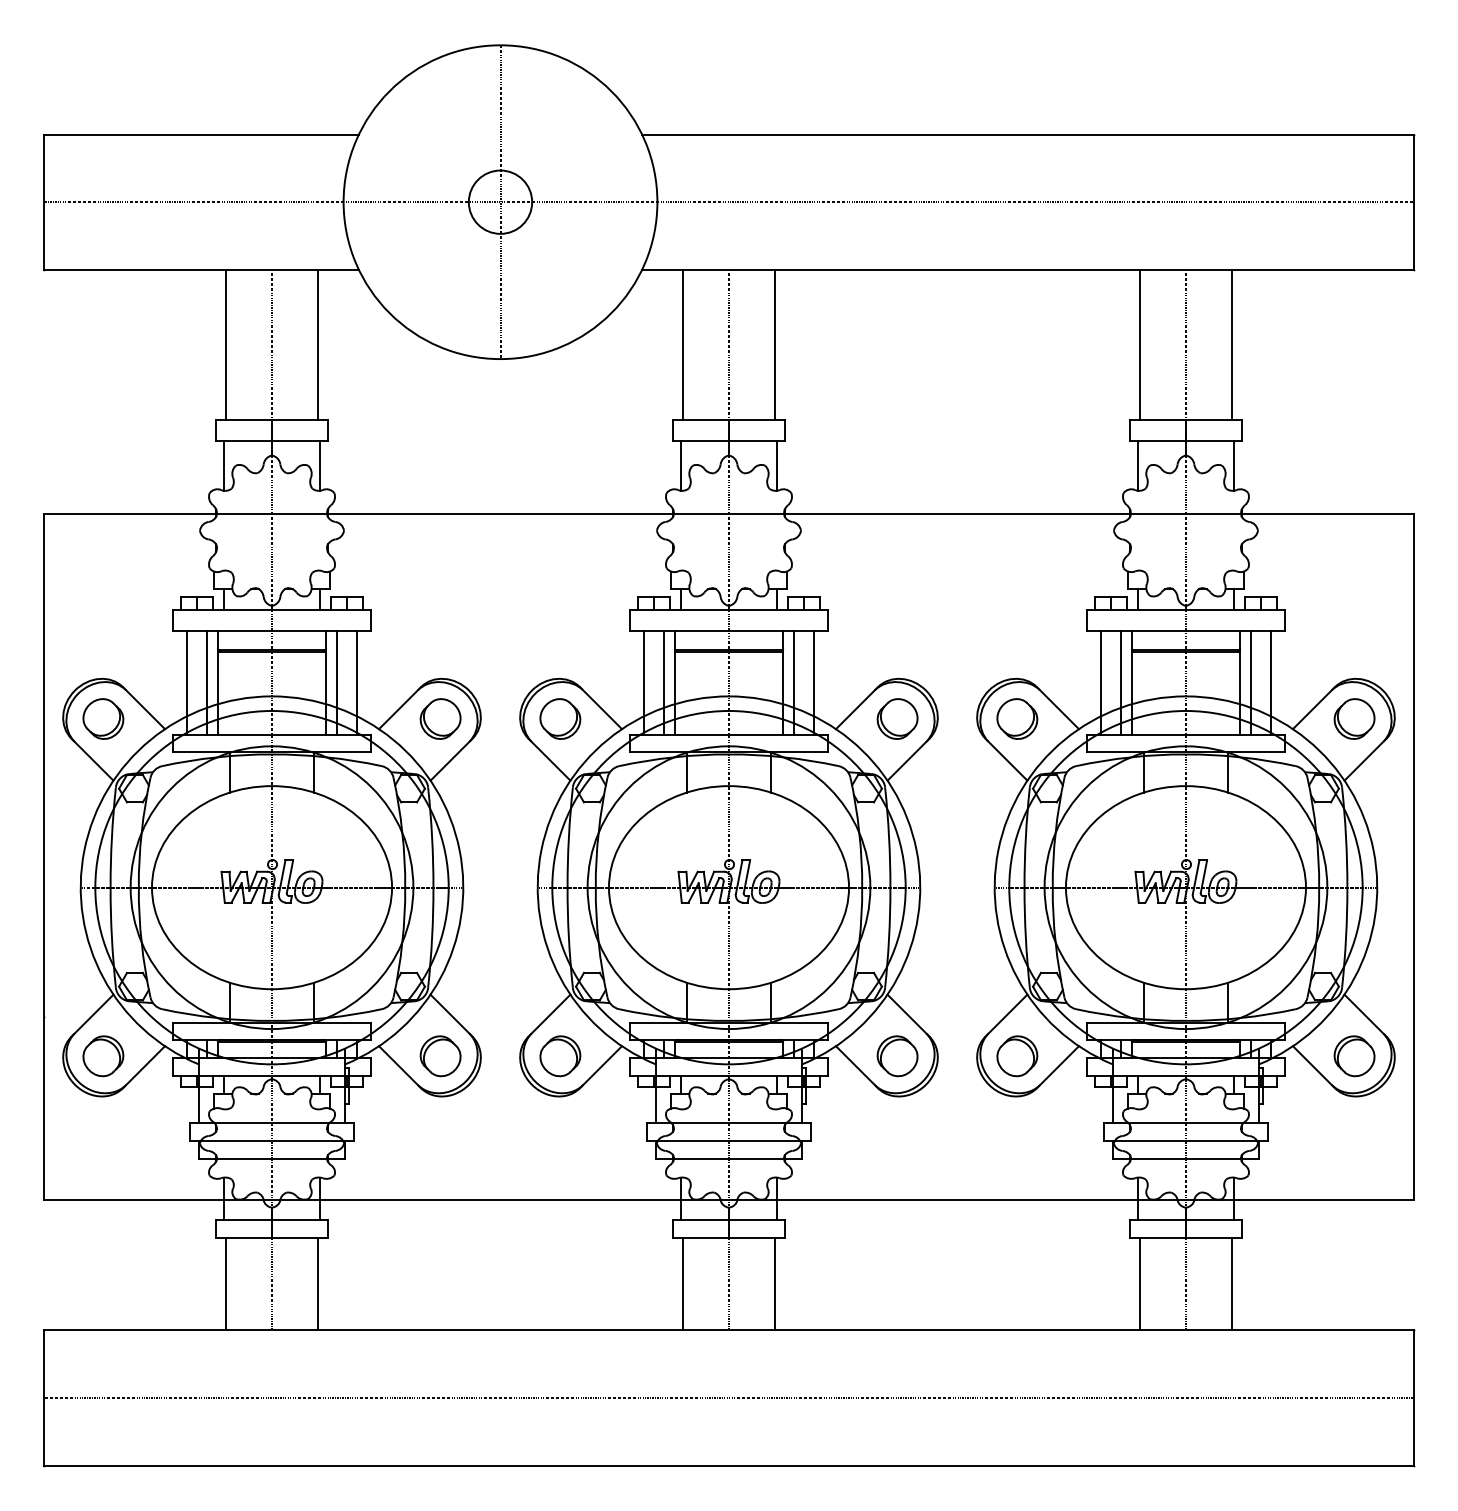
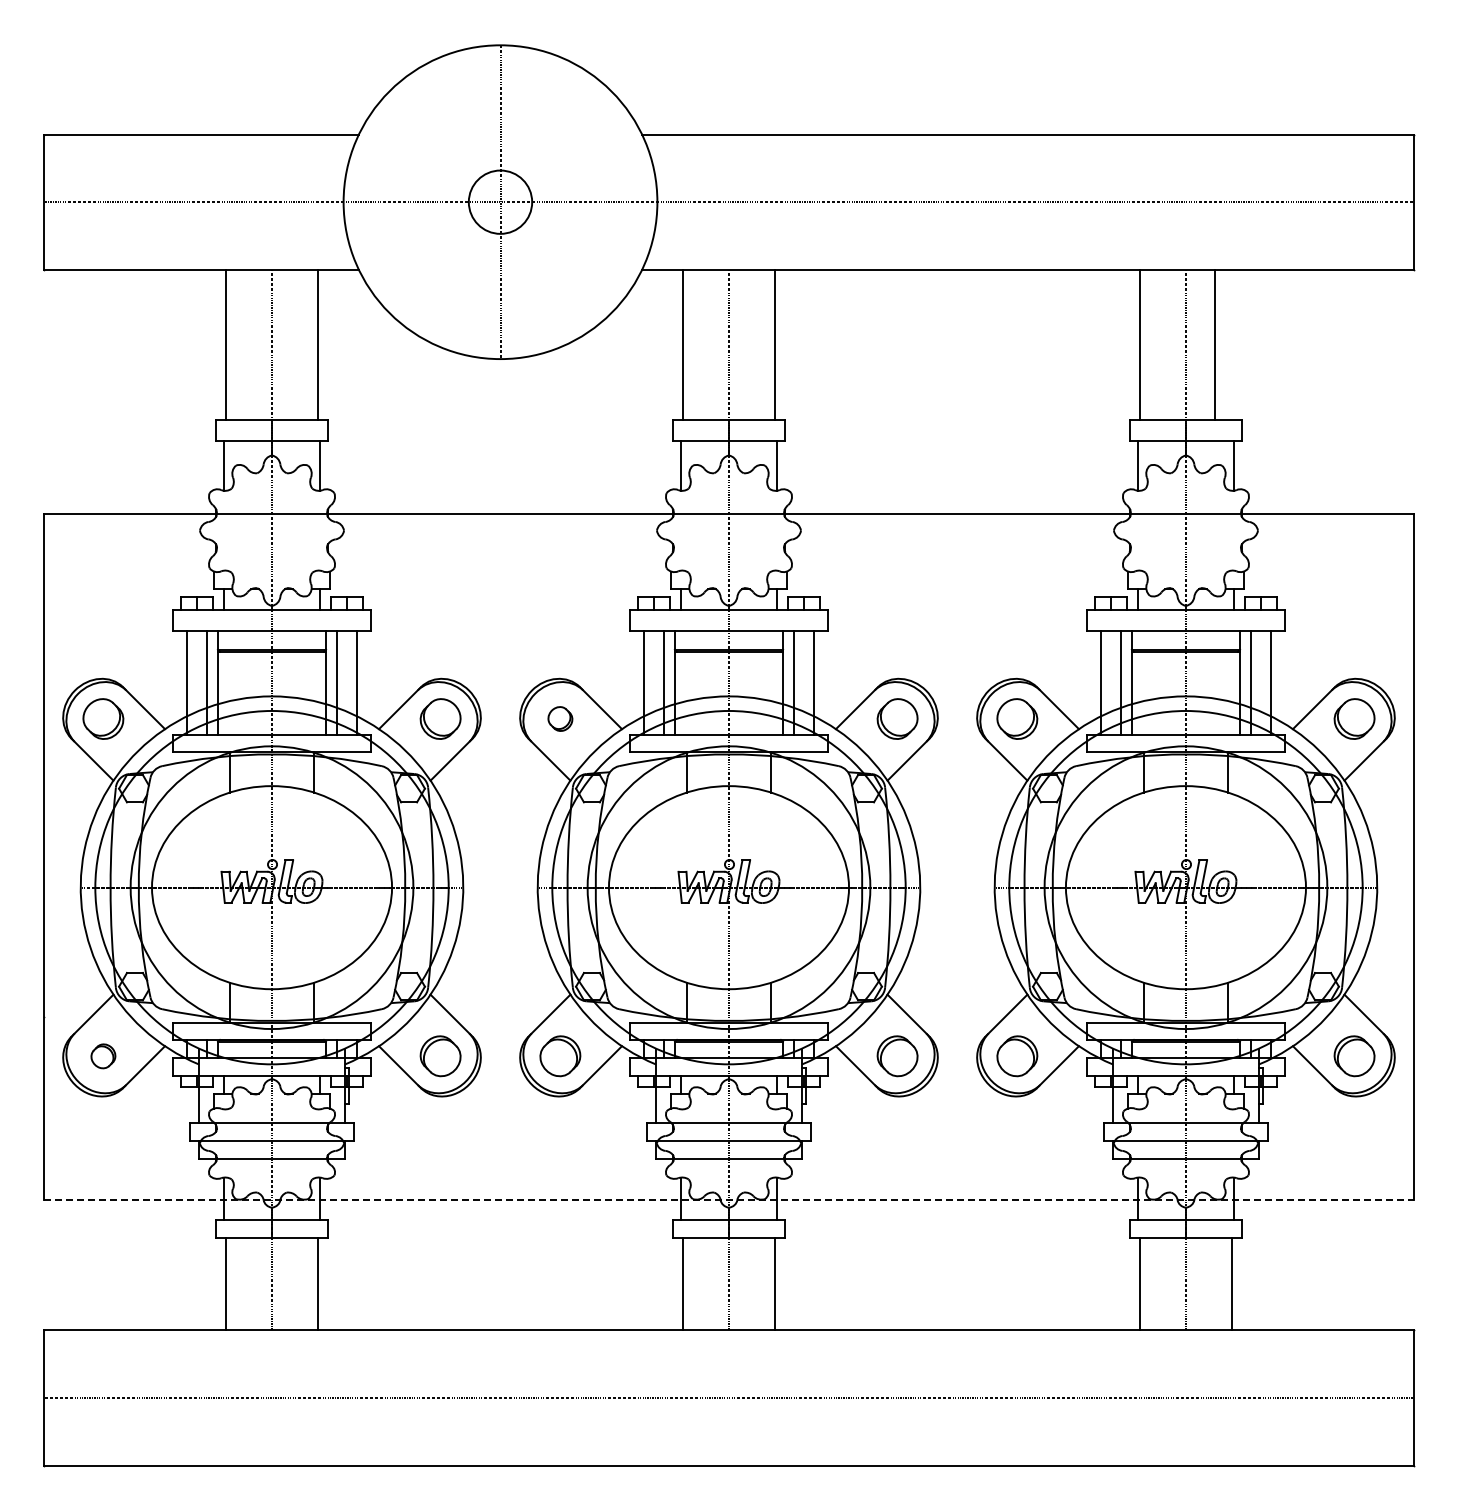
line position: (1231, 344) -> (1214, 344) (1214, 344)
part size: 43x42 px -> 27x26 px (560, 718)
part size: 43x43 px -> 27x27 px (103, 1056)
line: solid -> dashed (729, 1199)
